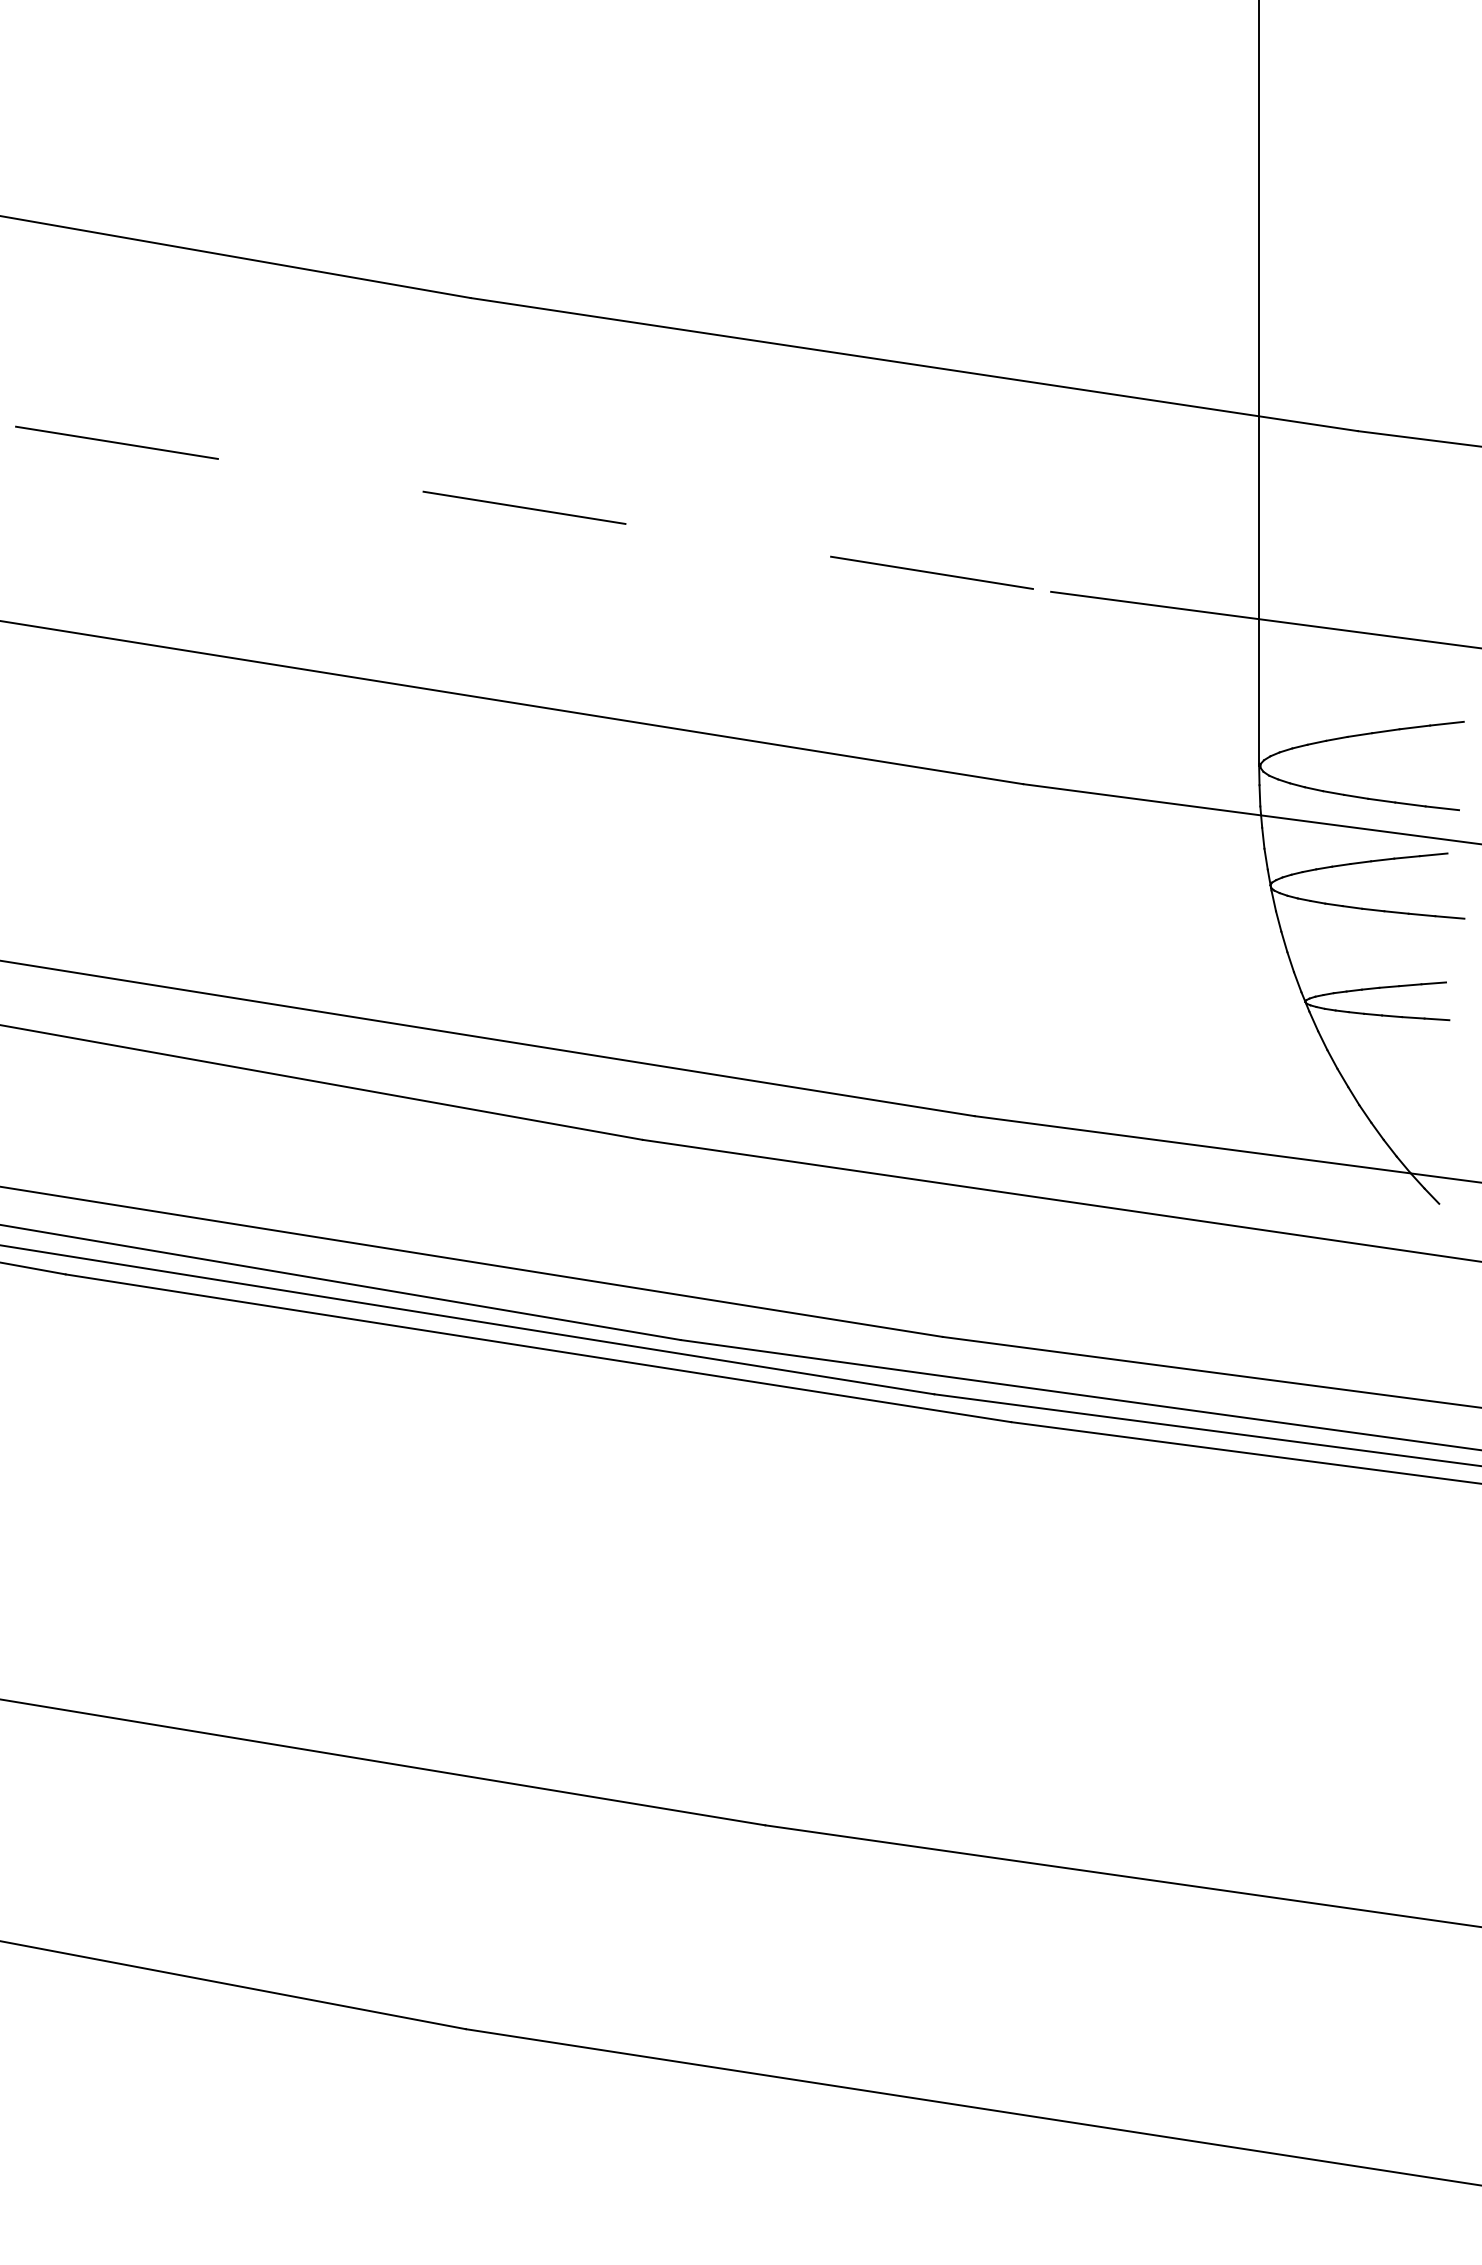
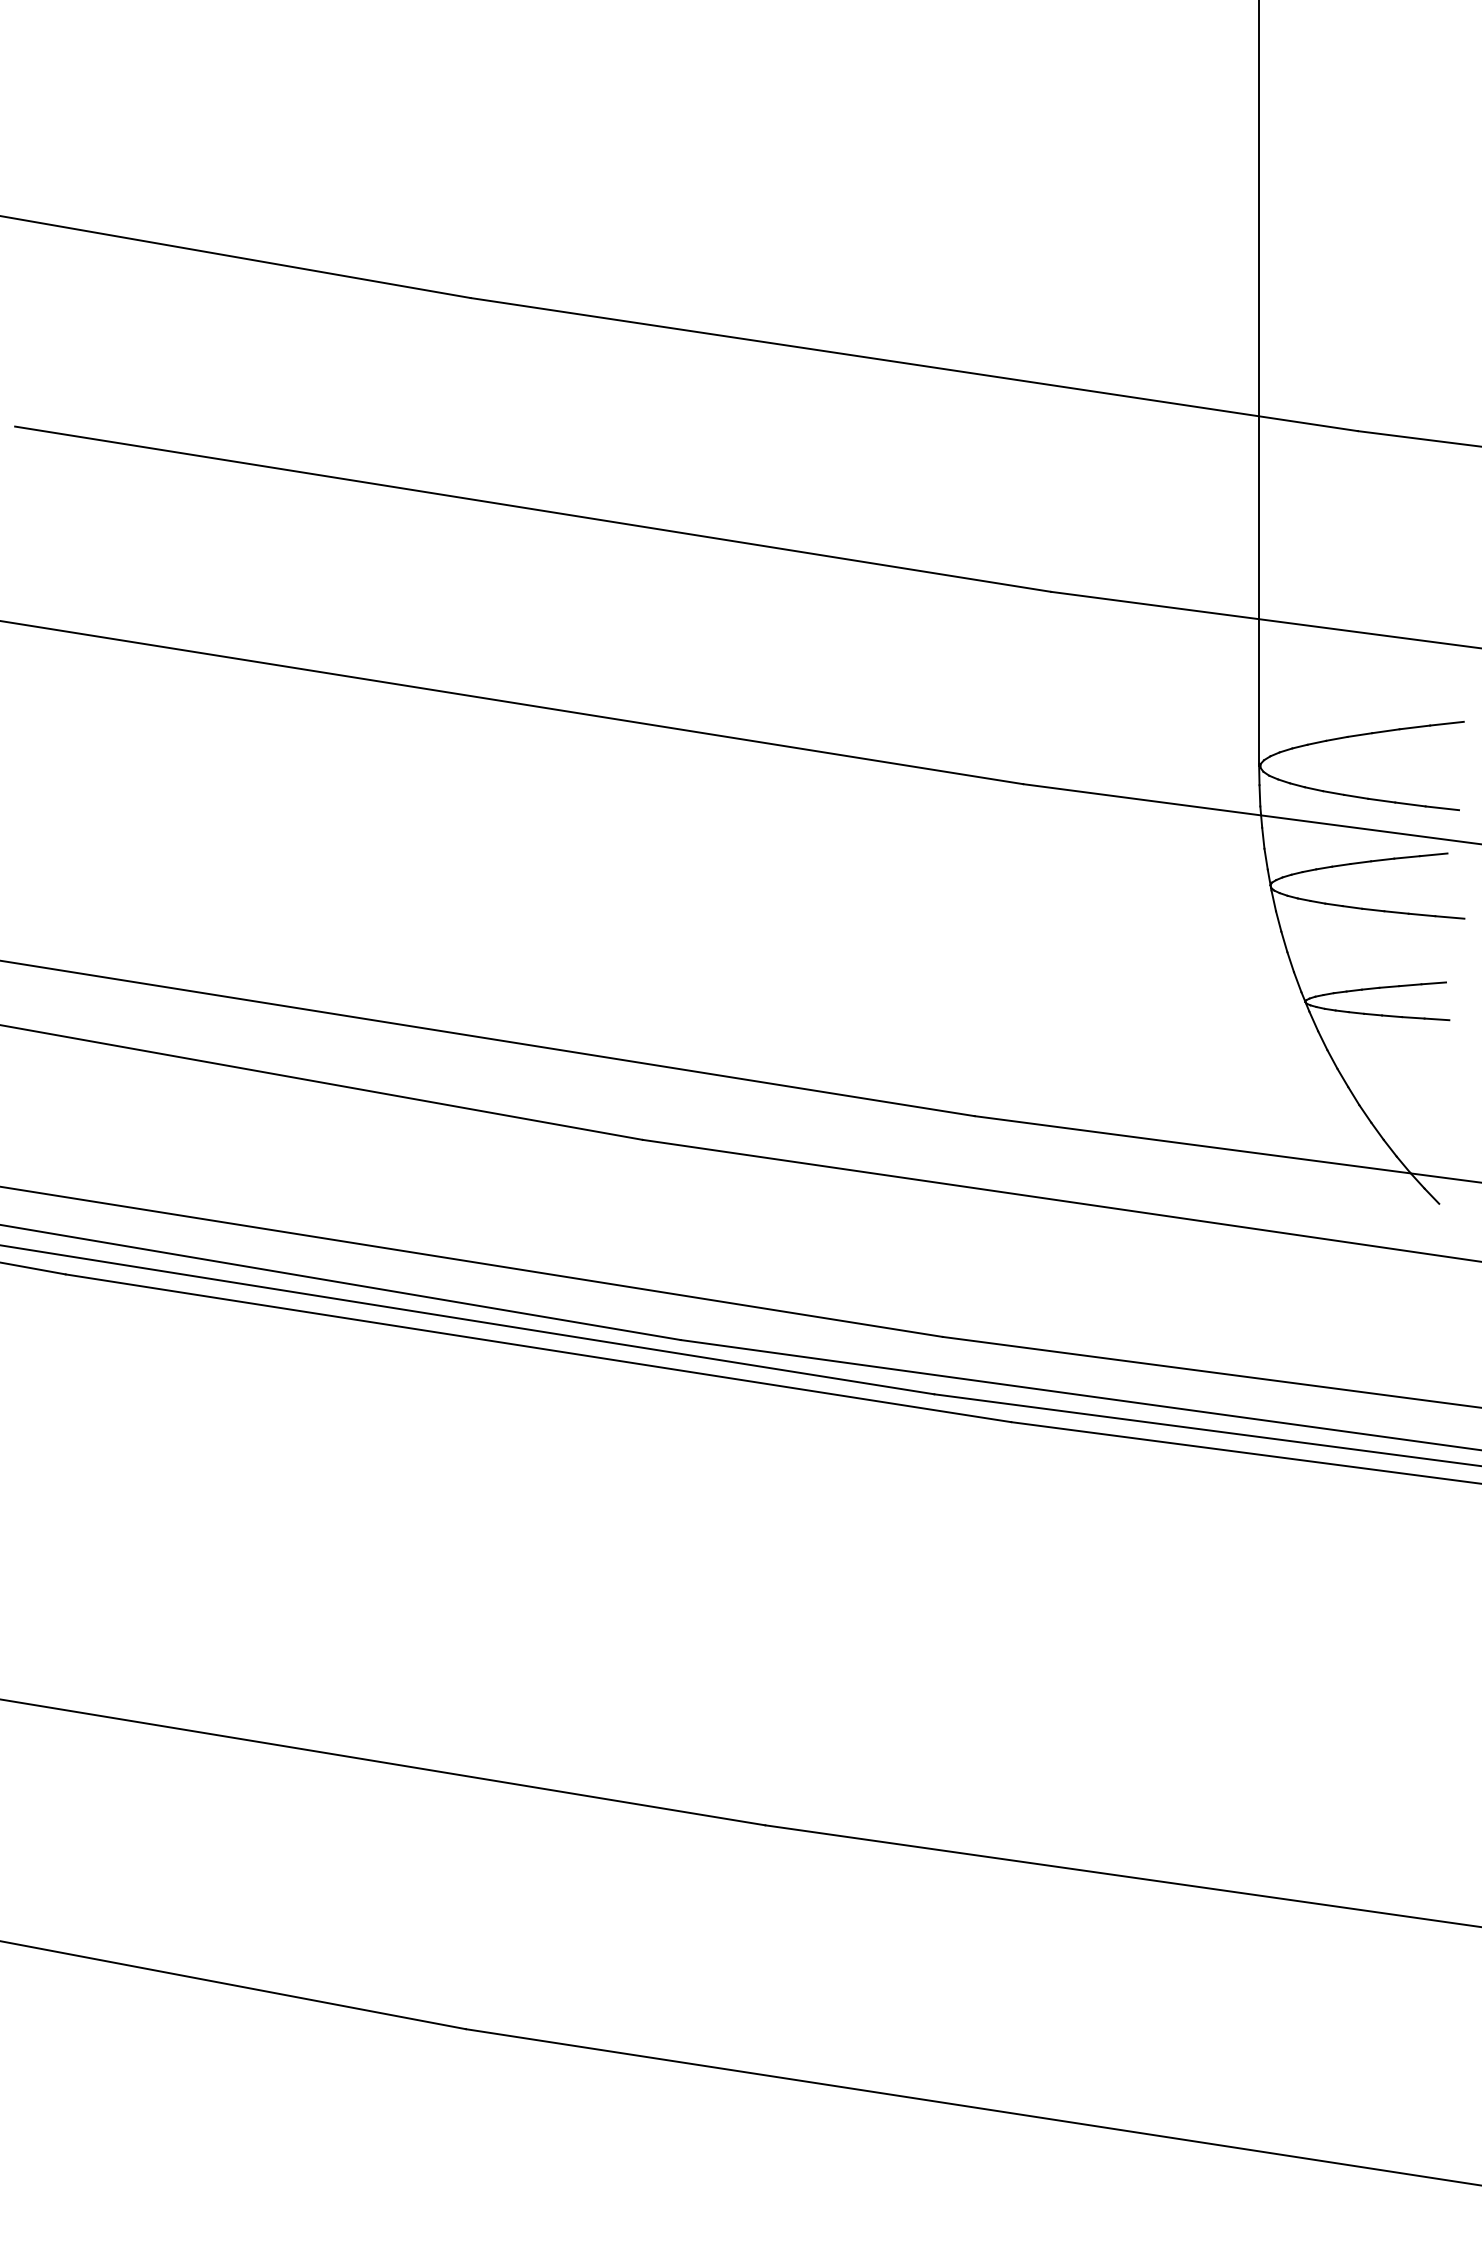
line: dashed -> solid (533, 509)
